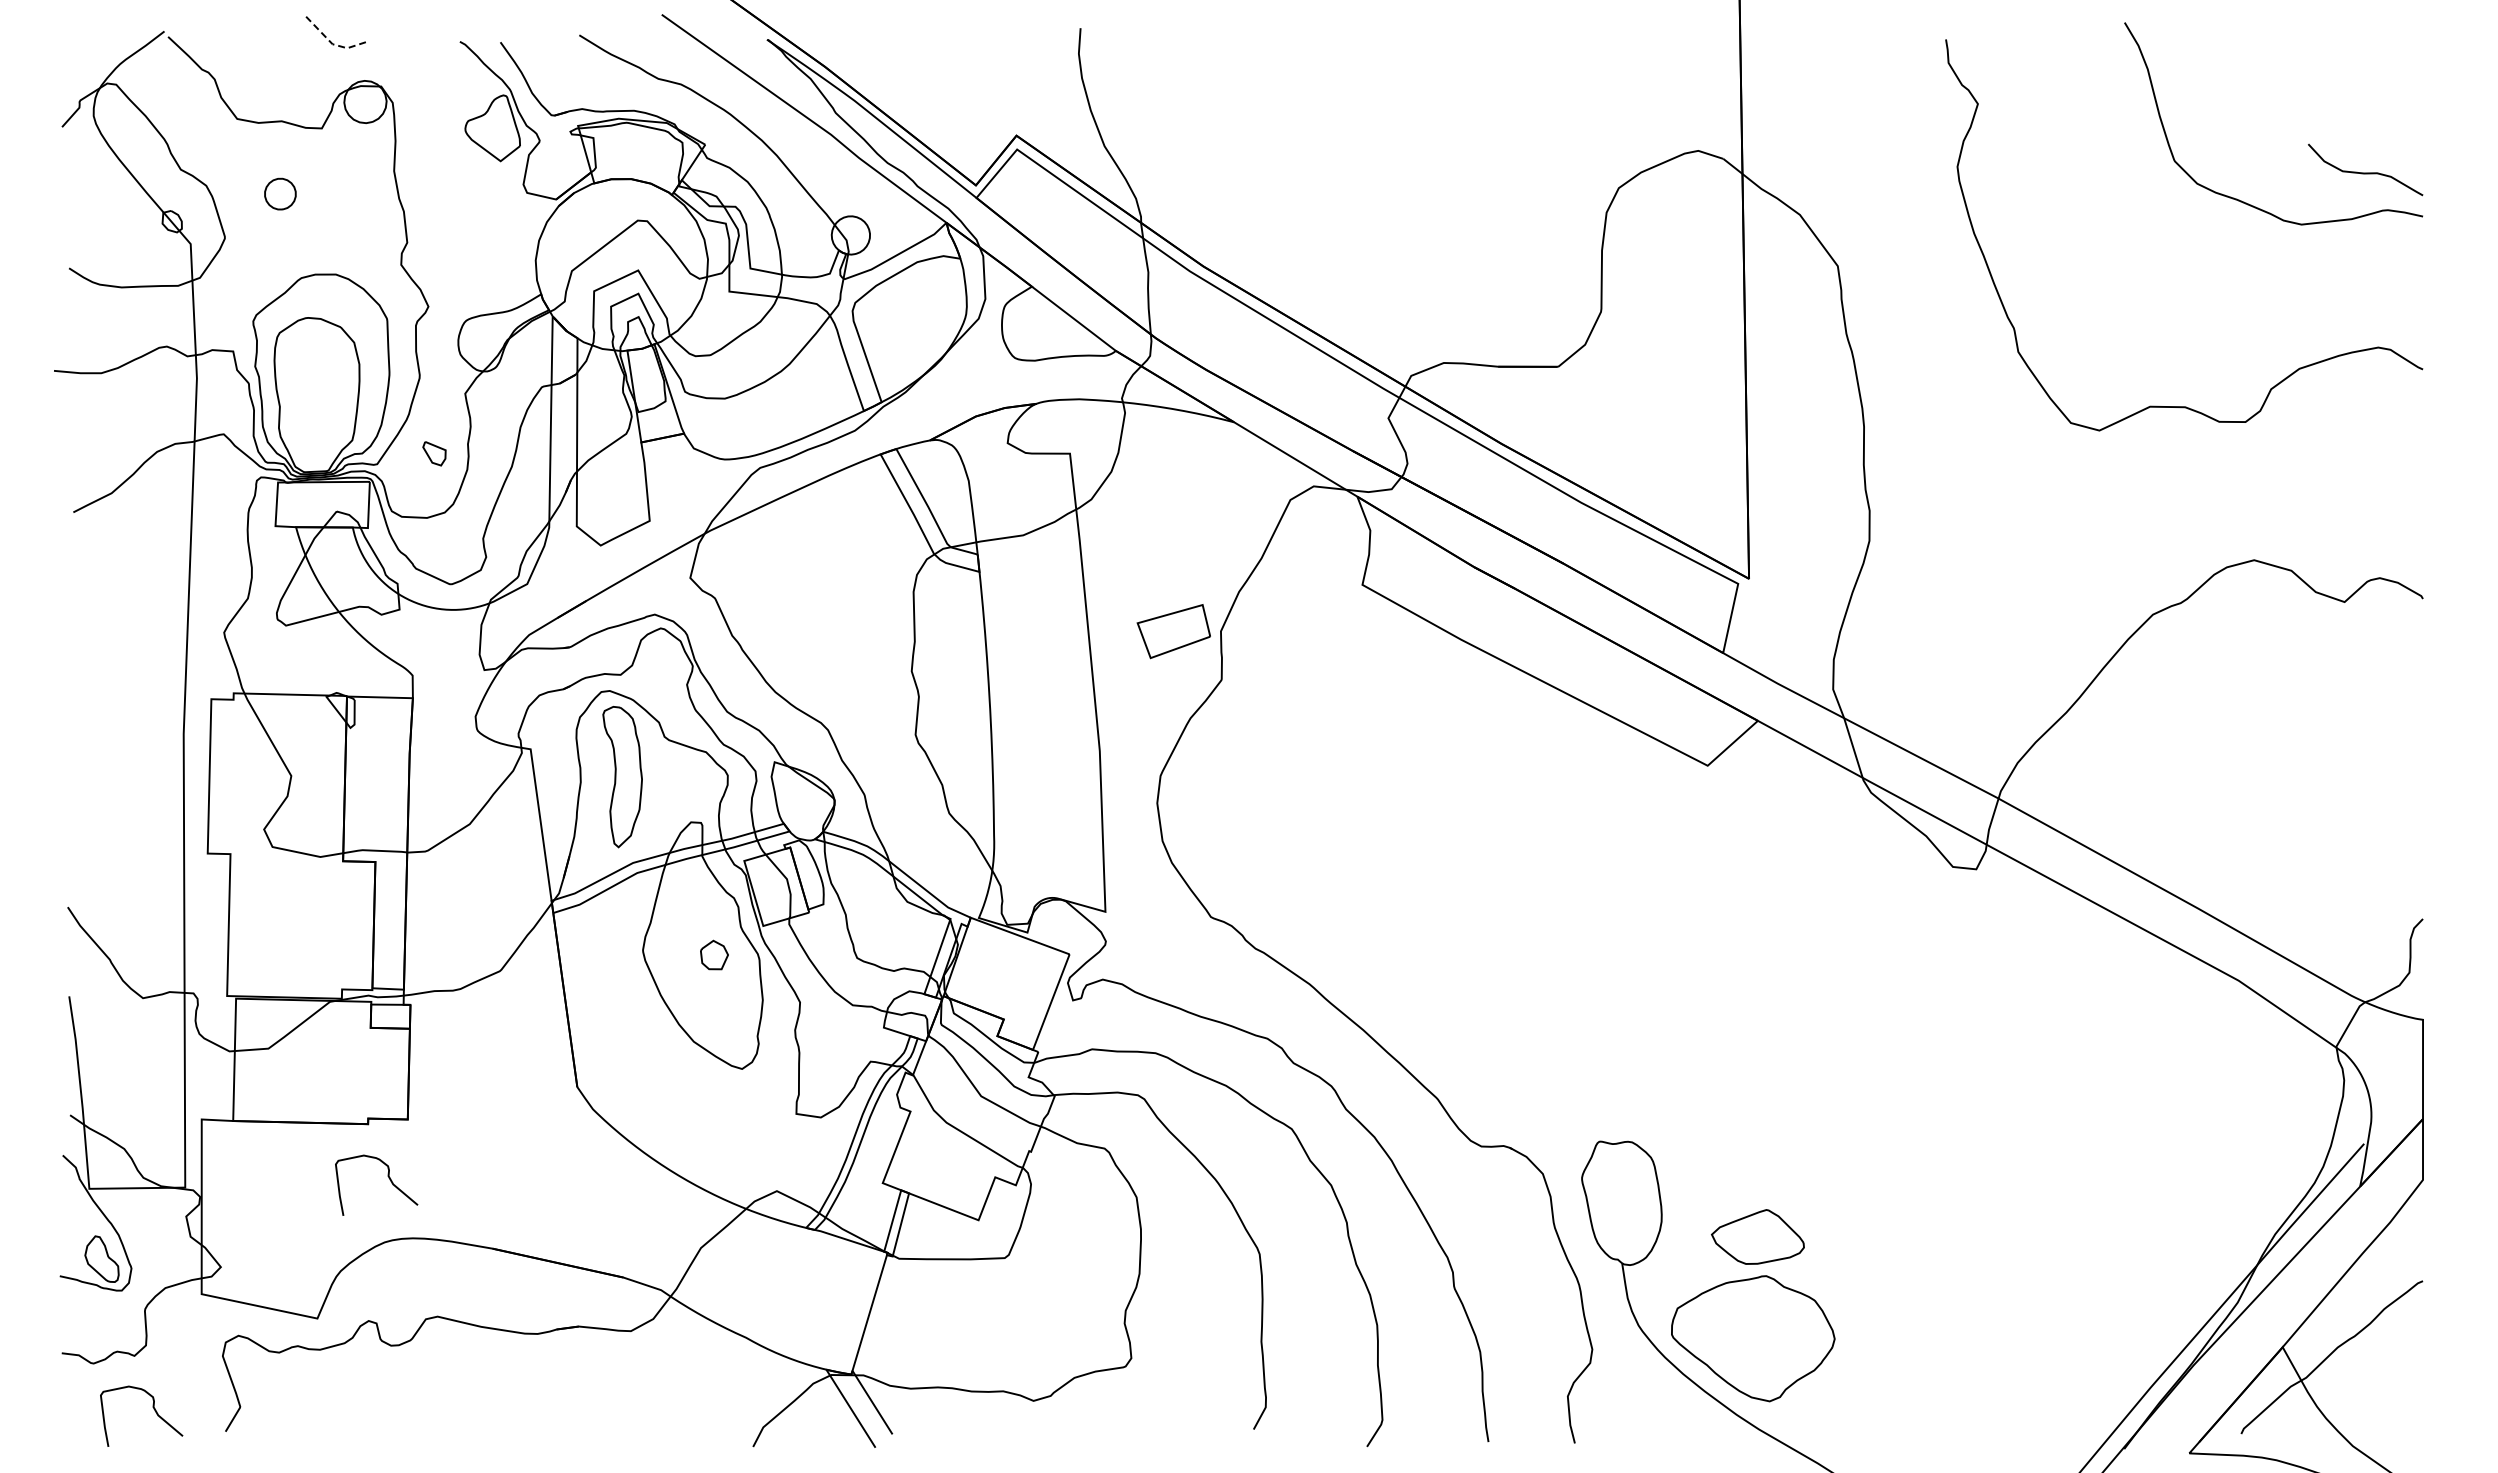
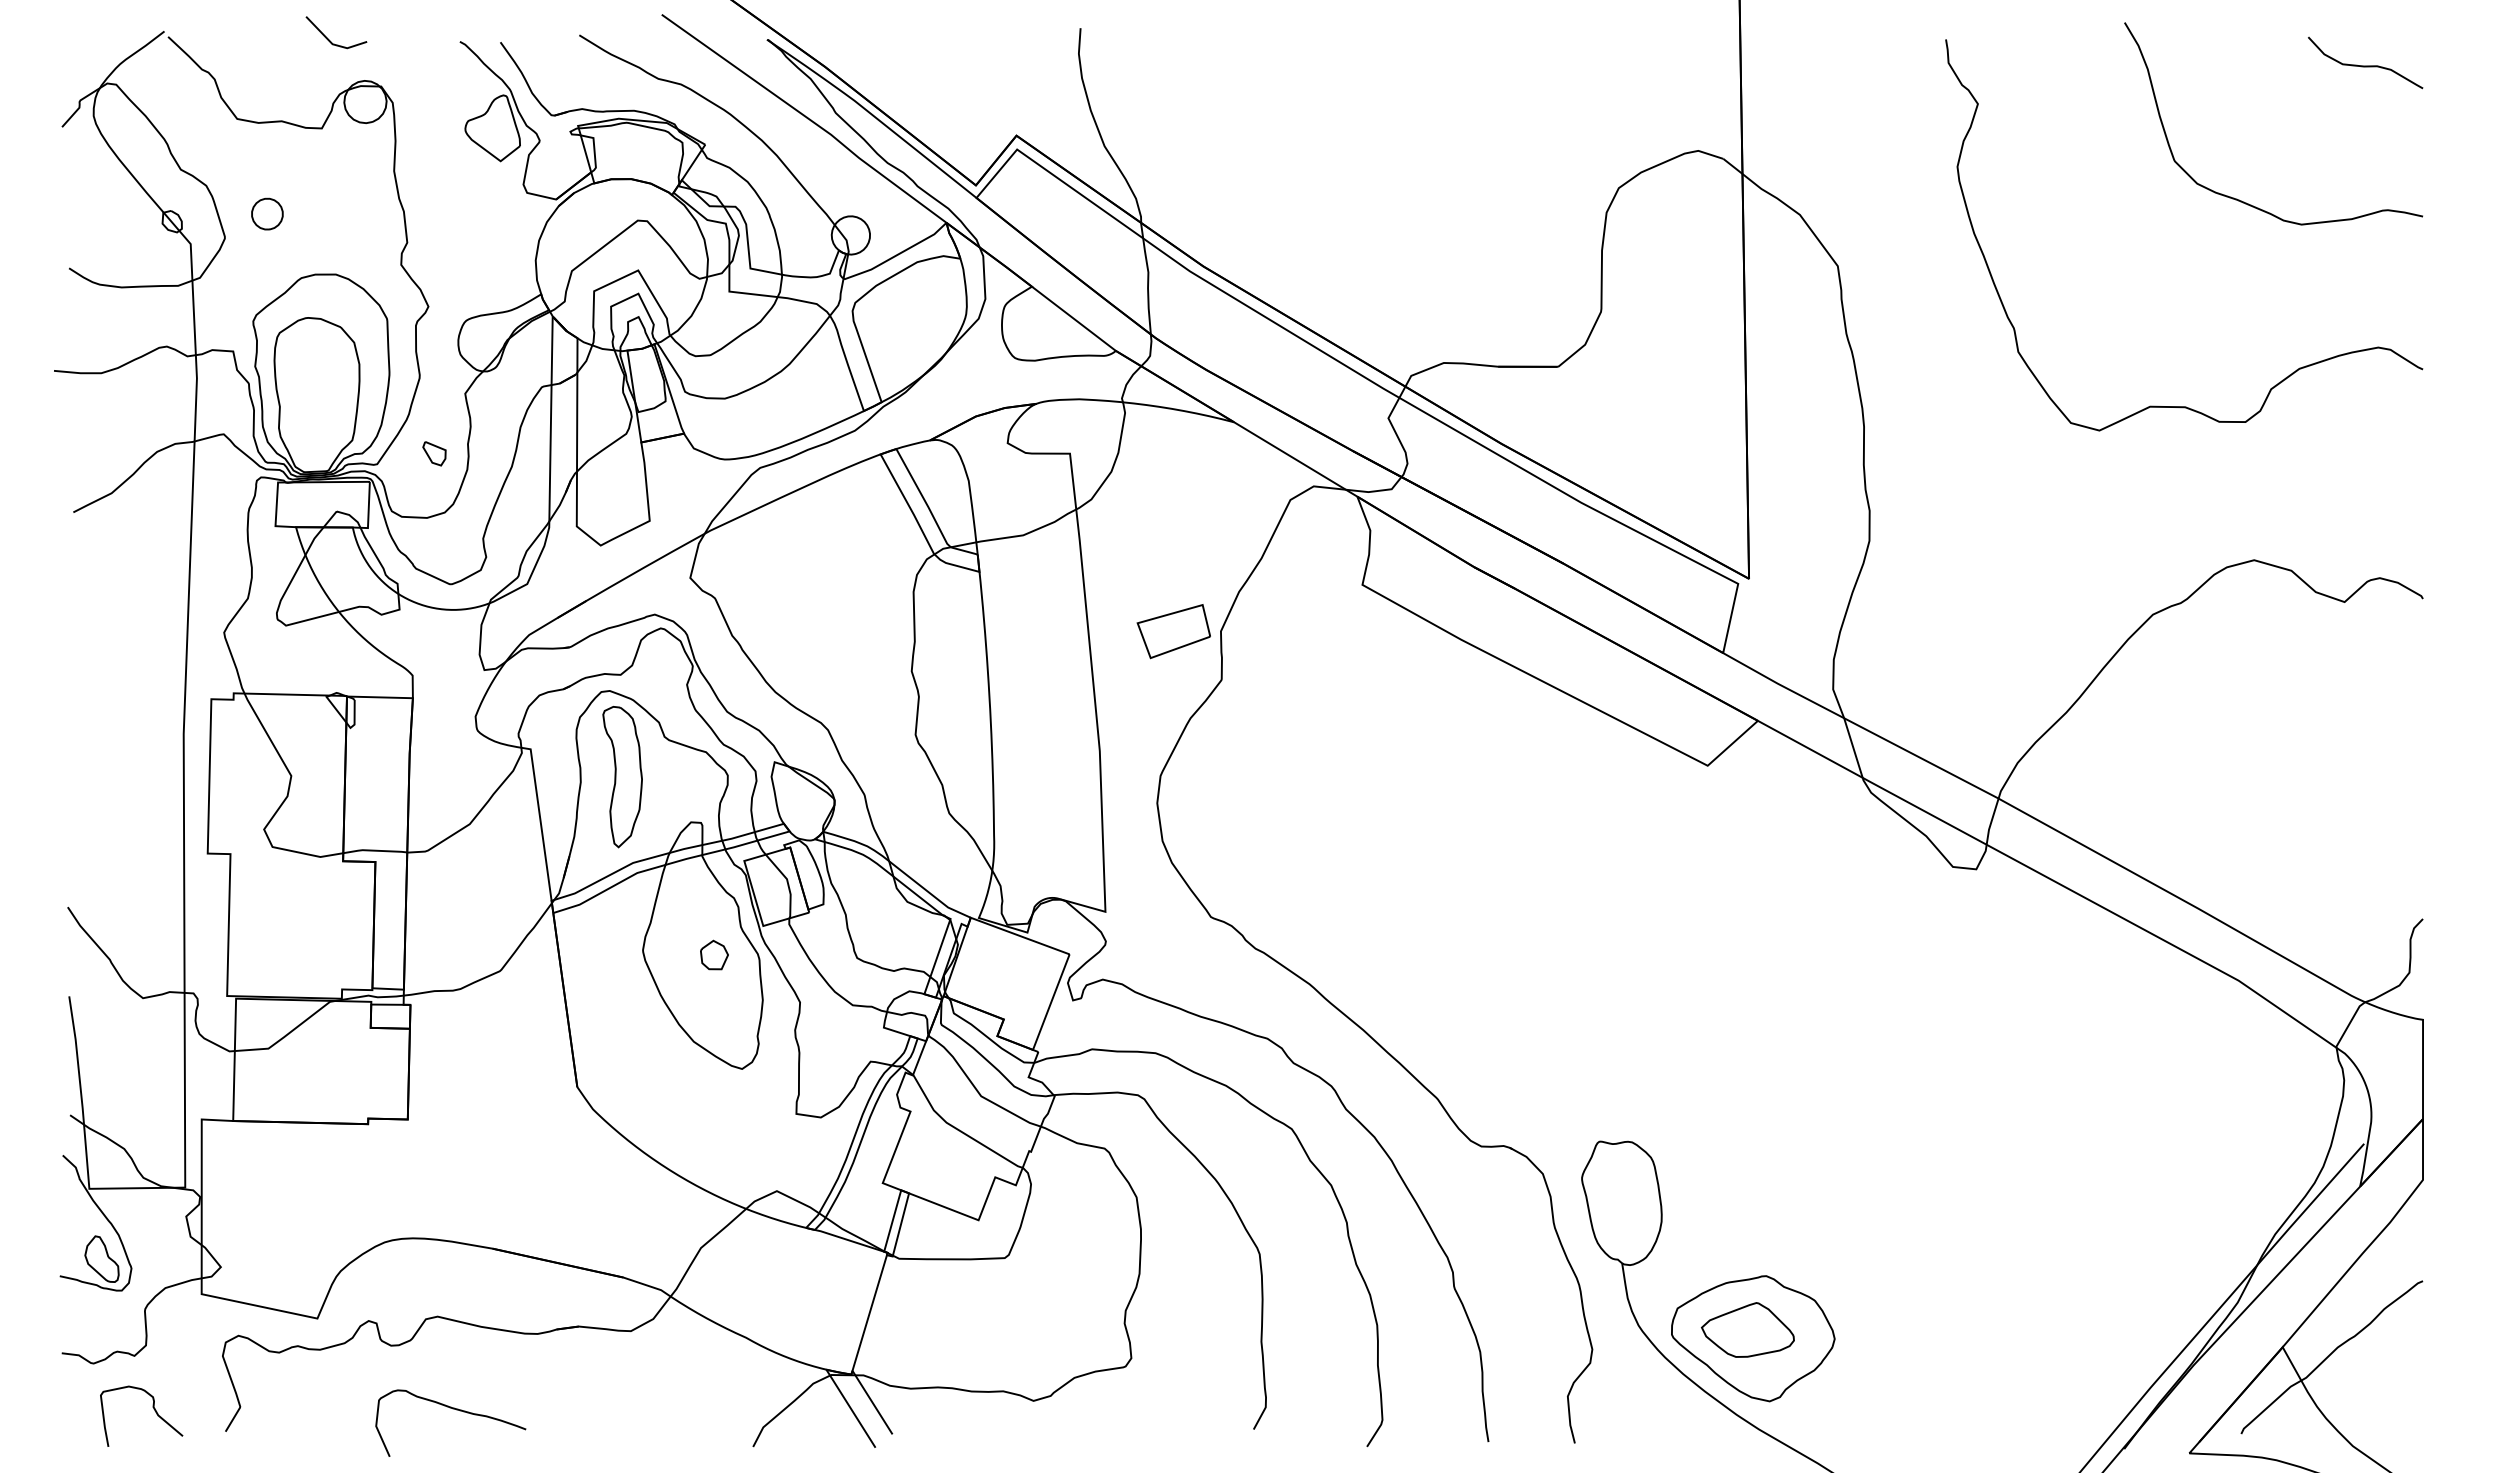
line: dashed -> solid (332, 44)
curve position: (2365, 172) -> (2365, 65) (2365, 65)
part position: (280, 193) -> (267, 213) (267, 213)
curve: present -> none (388, 1178)
part position: (1757, 1236) -> (1747, 1329) (1747, 1329)
curve: none -> present (452, 1409)
